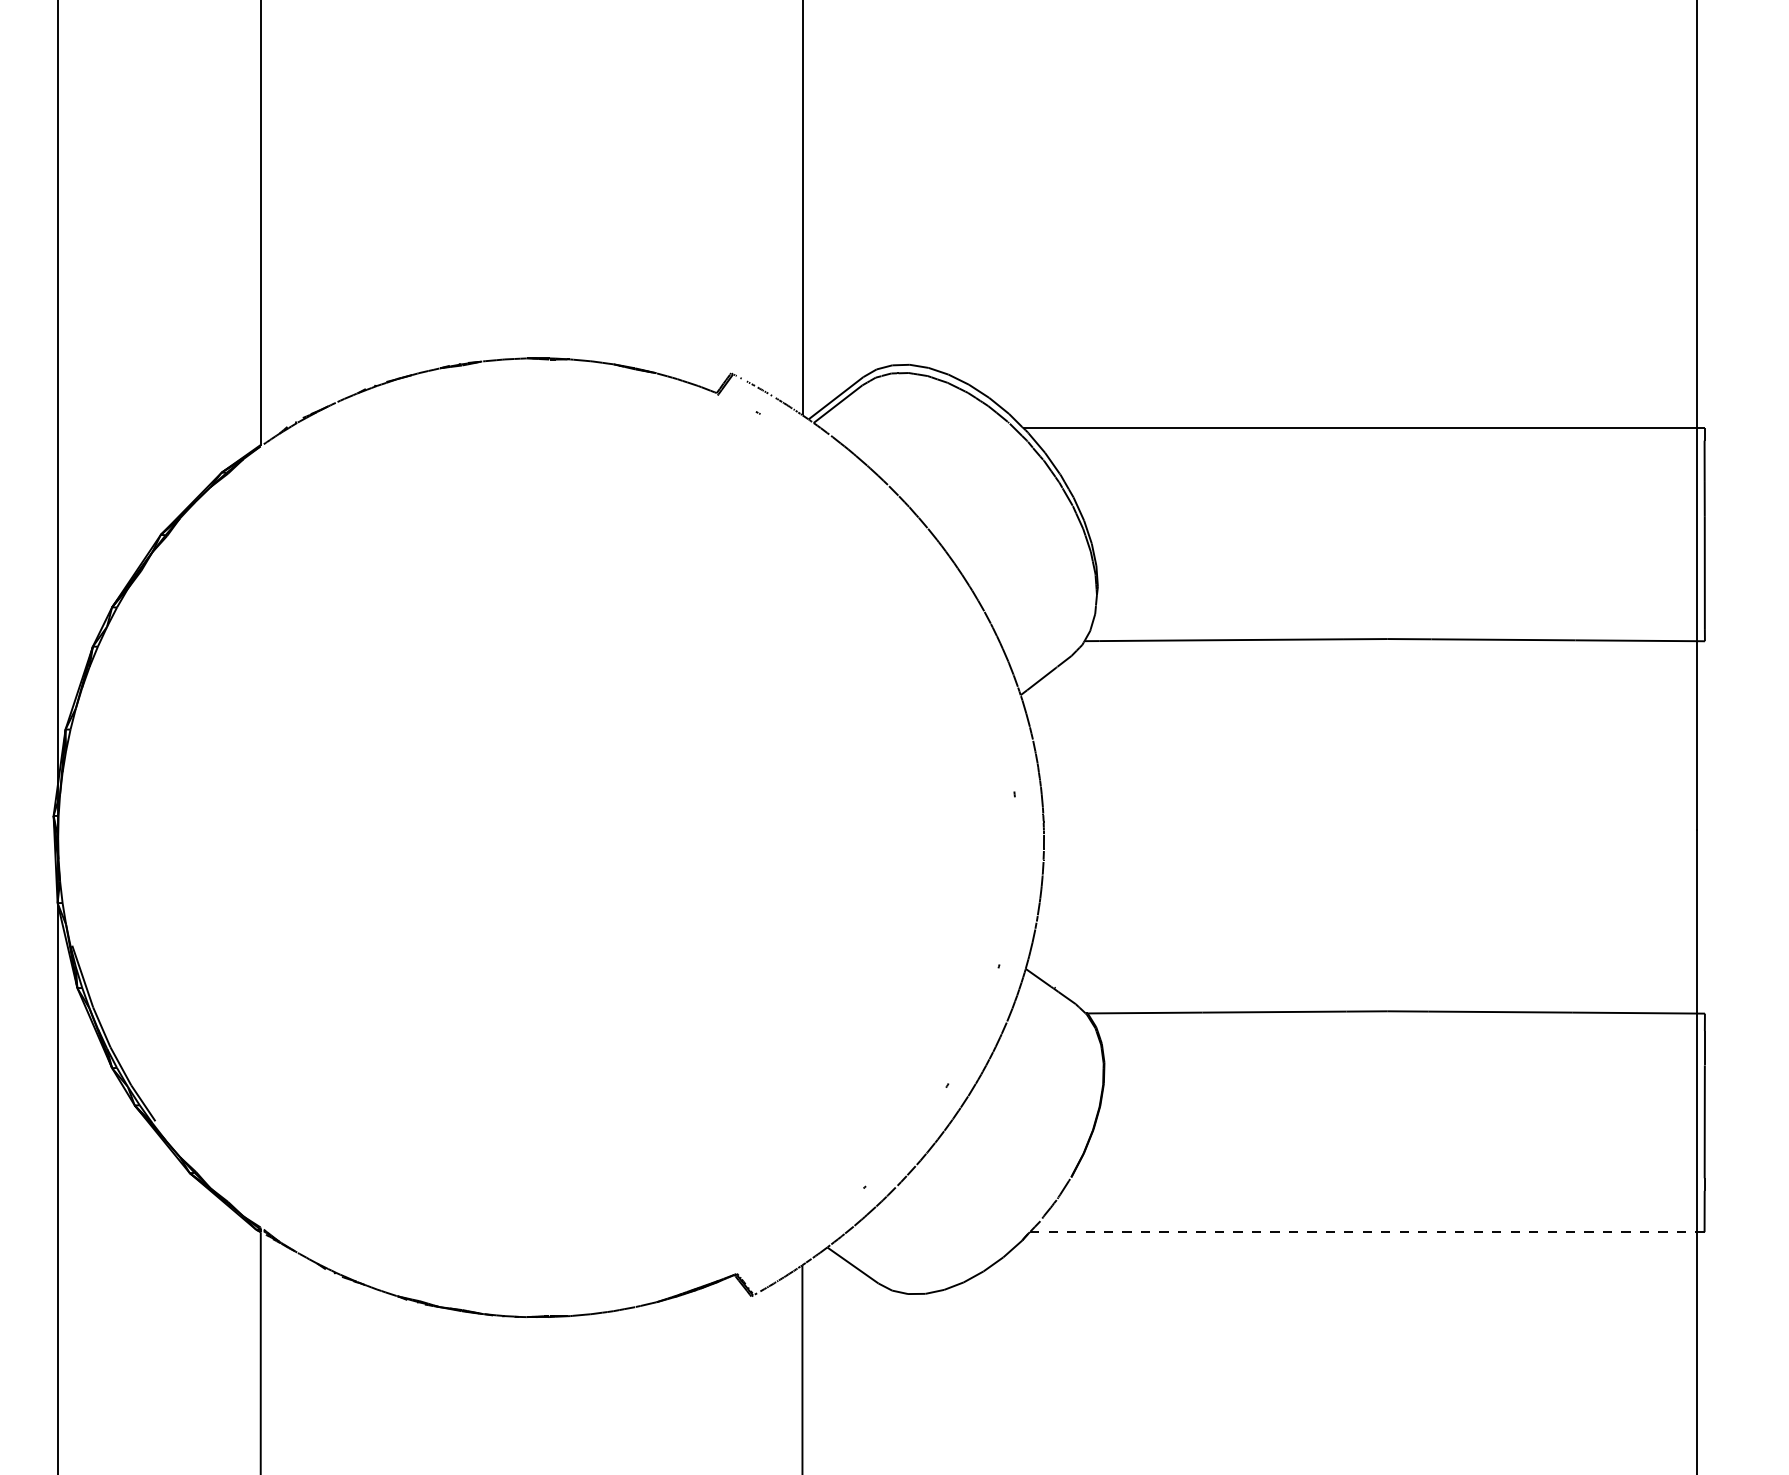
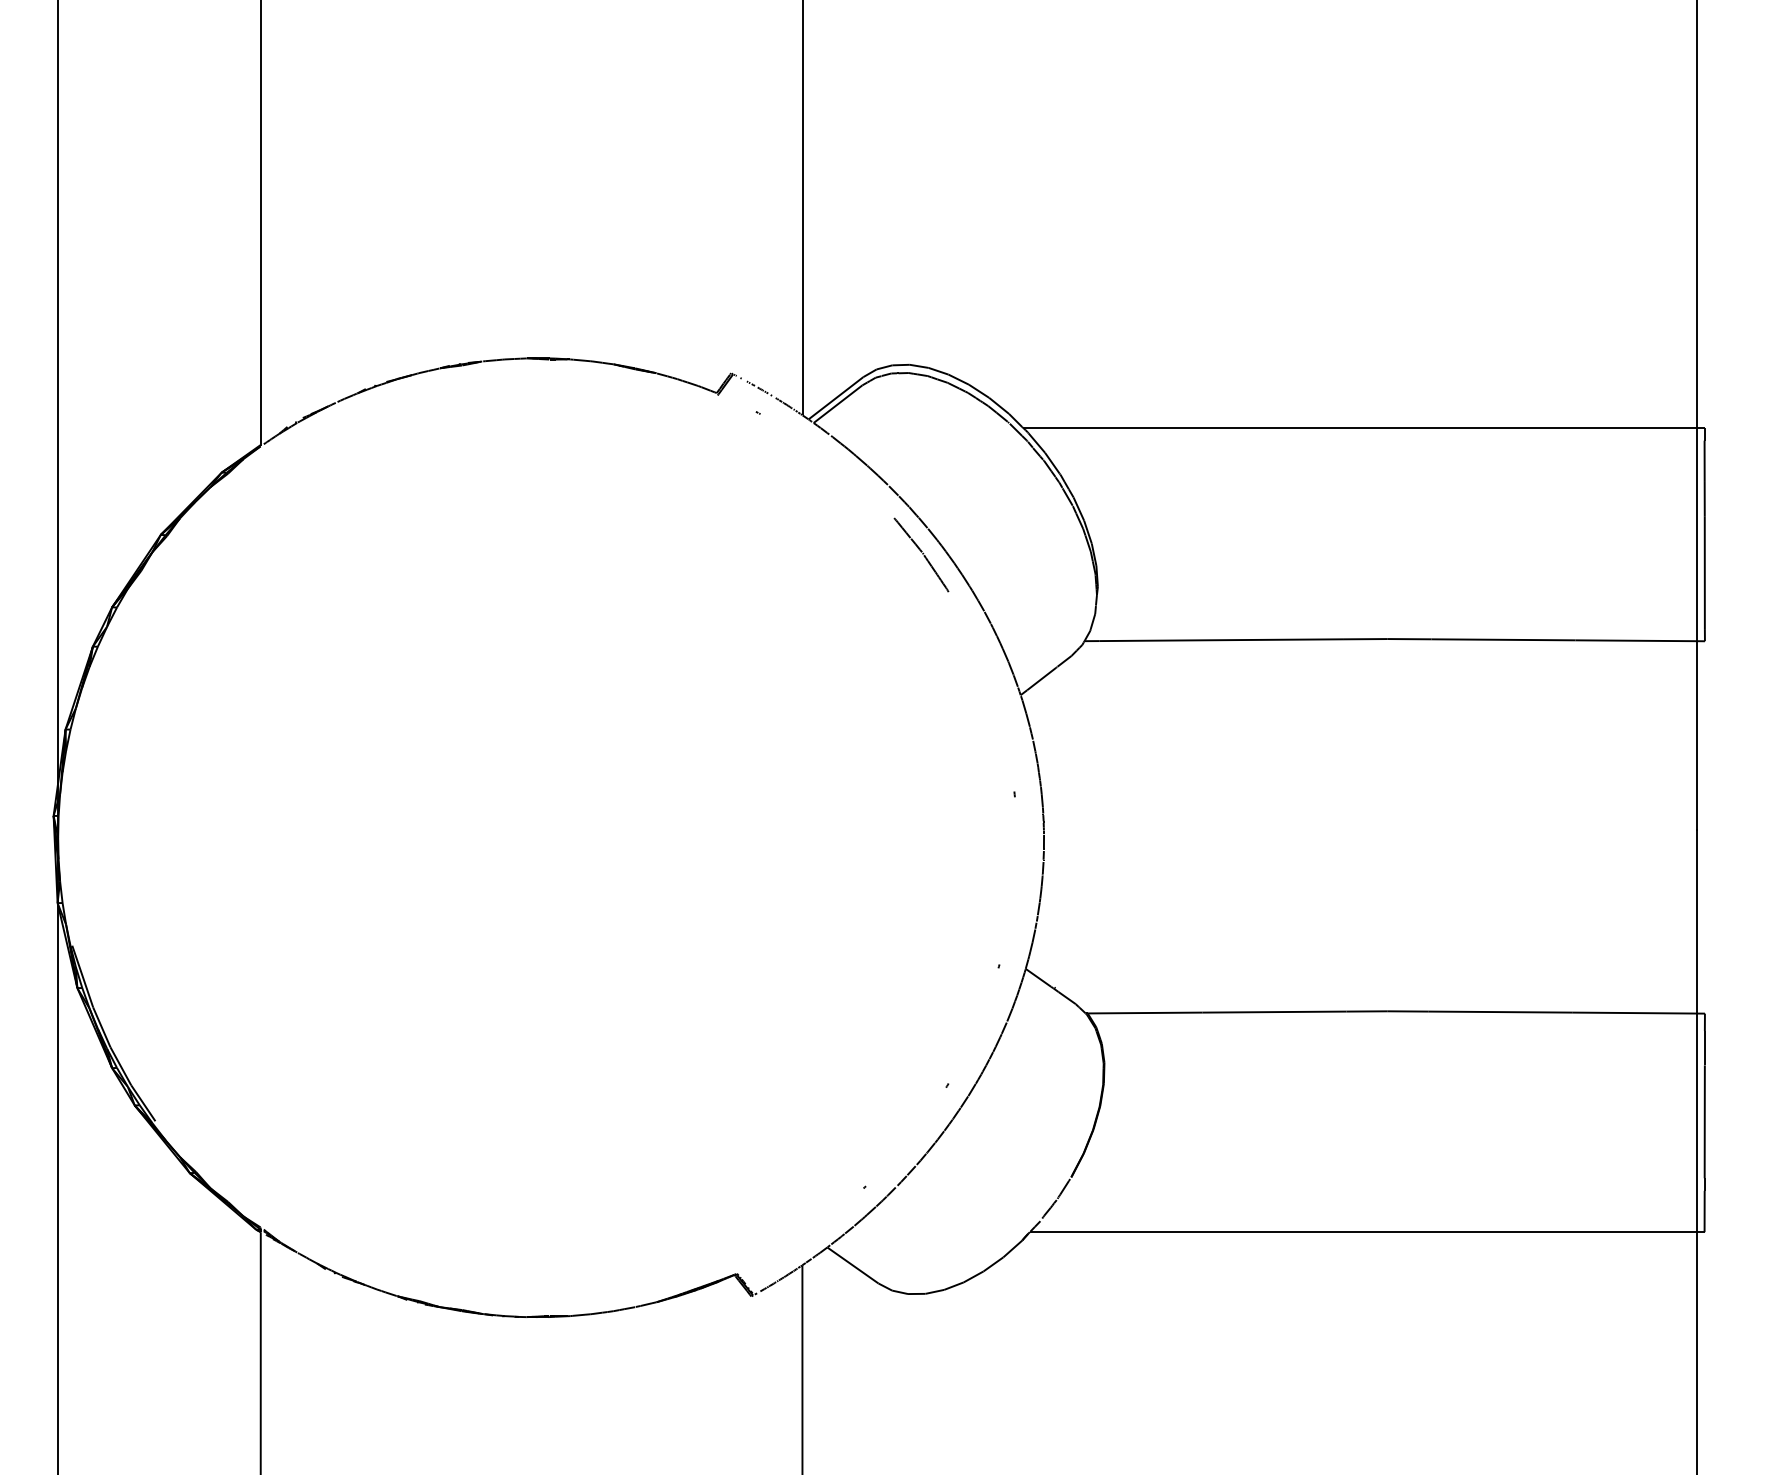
part: none -> present (921, 554)
line: dashed -> solid (1366, 1232)
